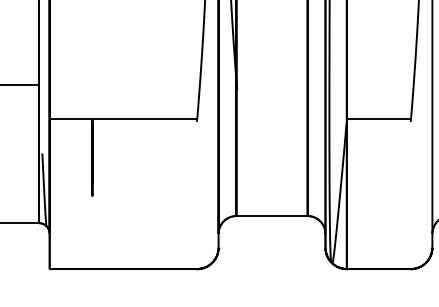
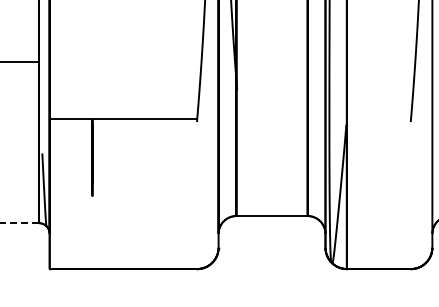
line position: (20, 85) -> (20, 62) (20, 62)
line: present -> none (378, 119)
line: solid -> dashed (19, 223)
